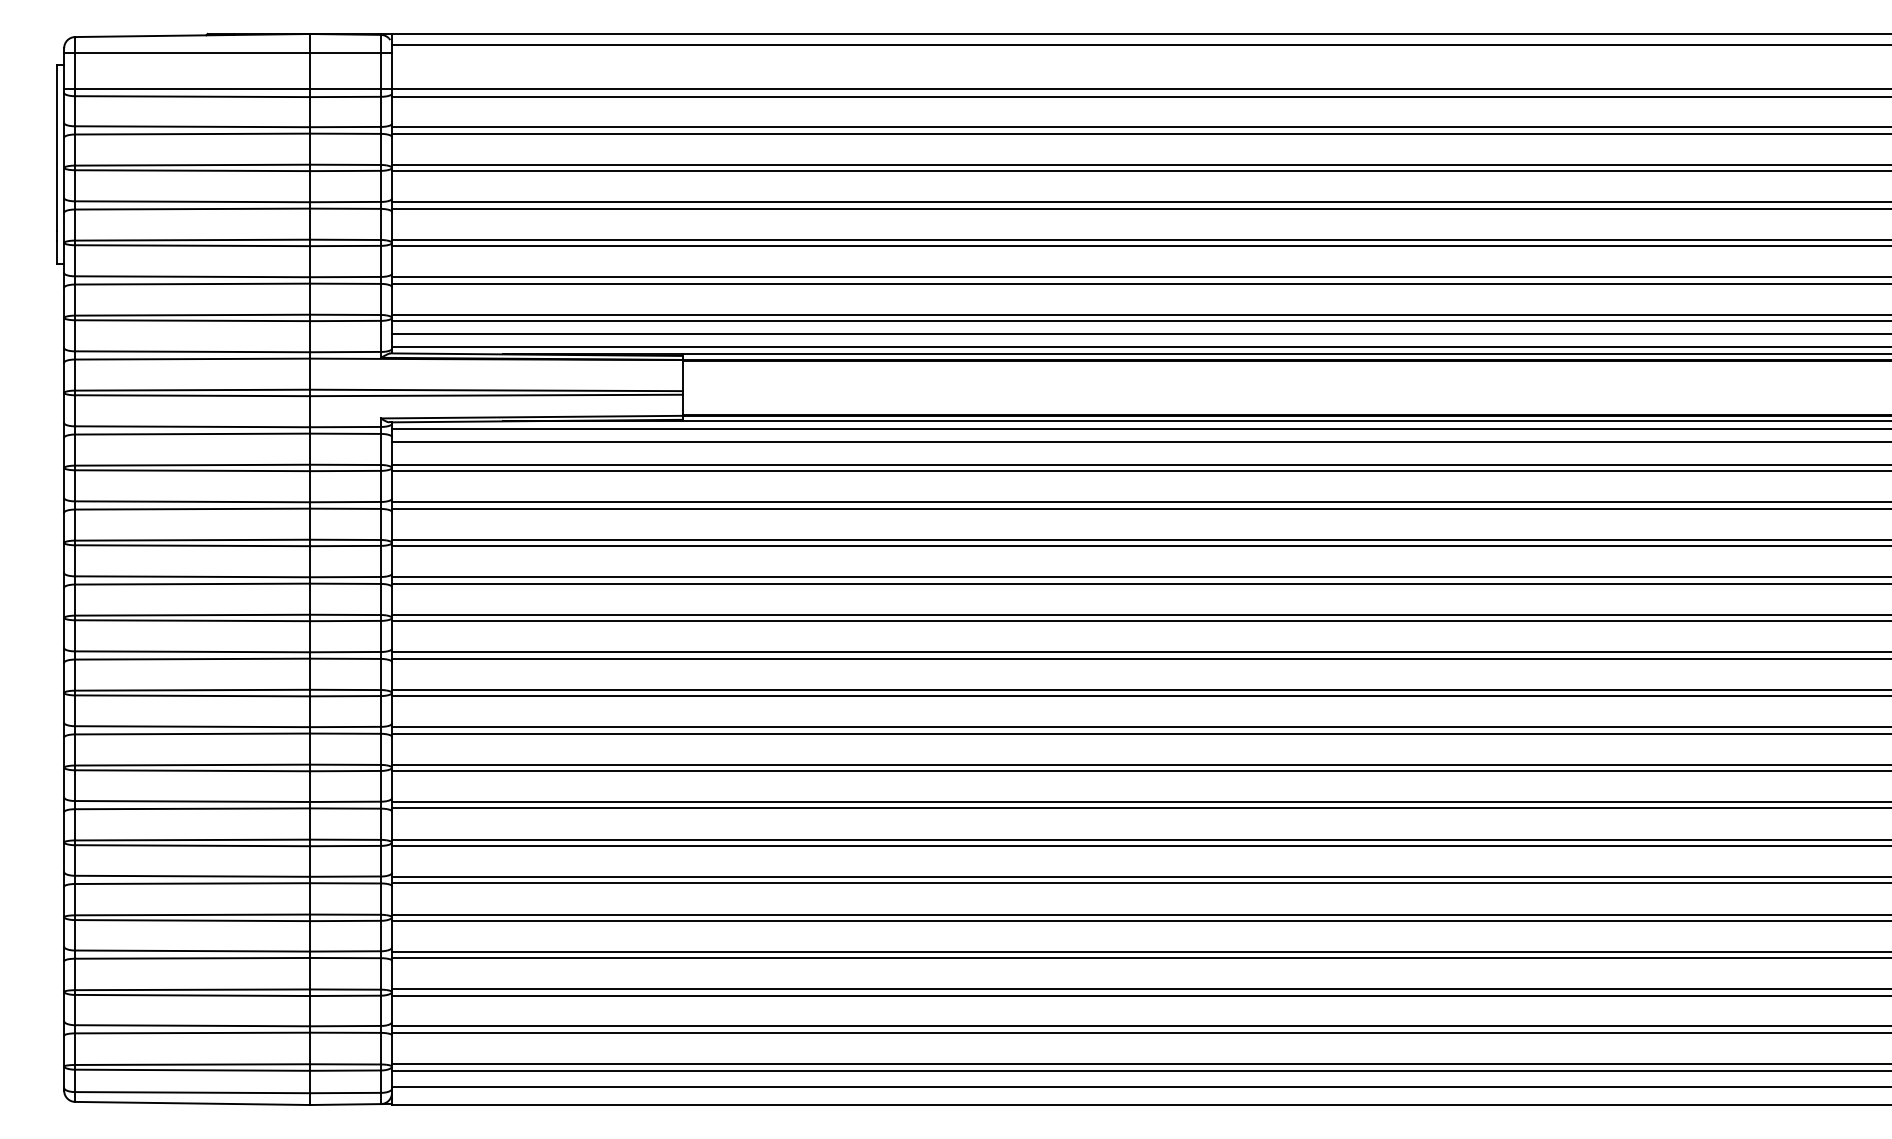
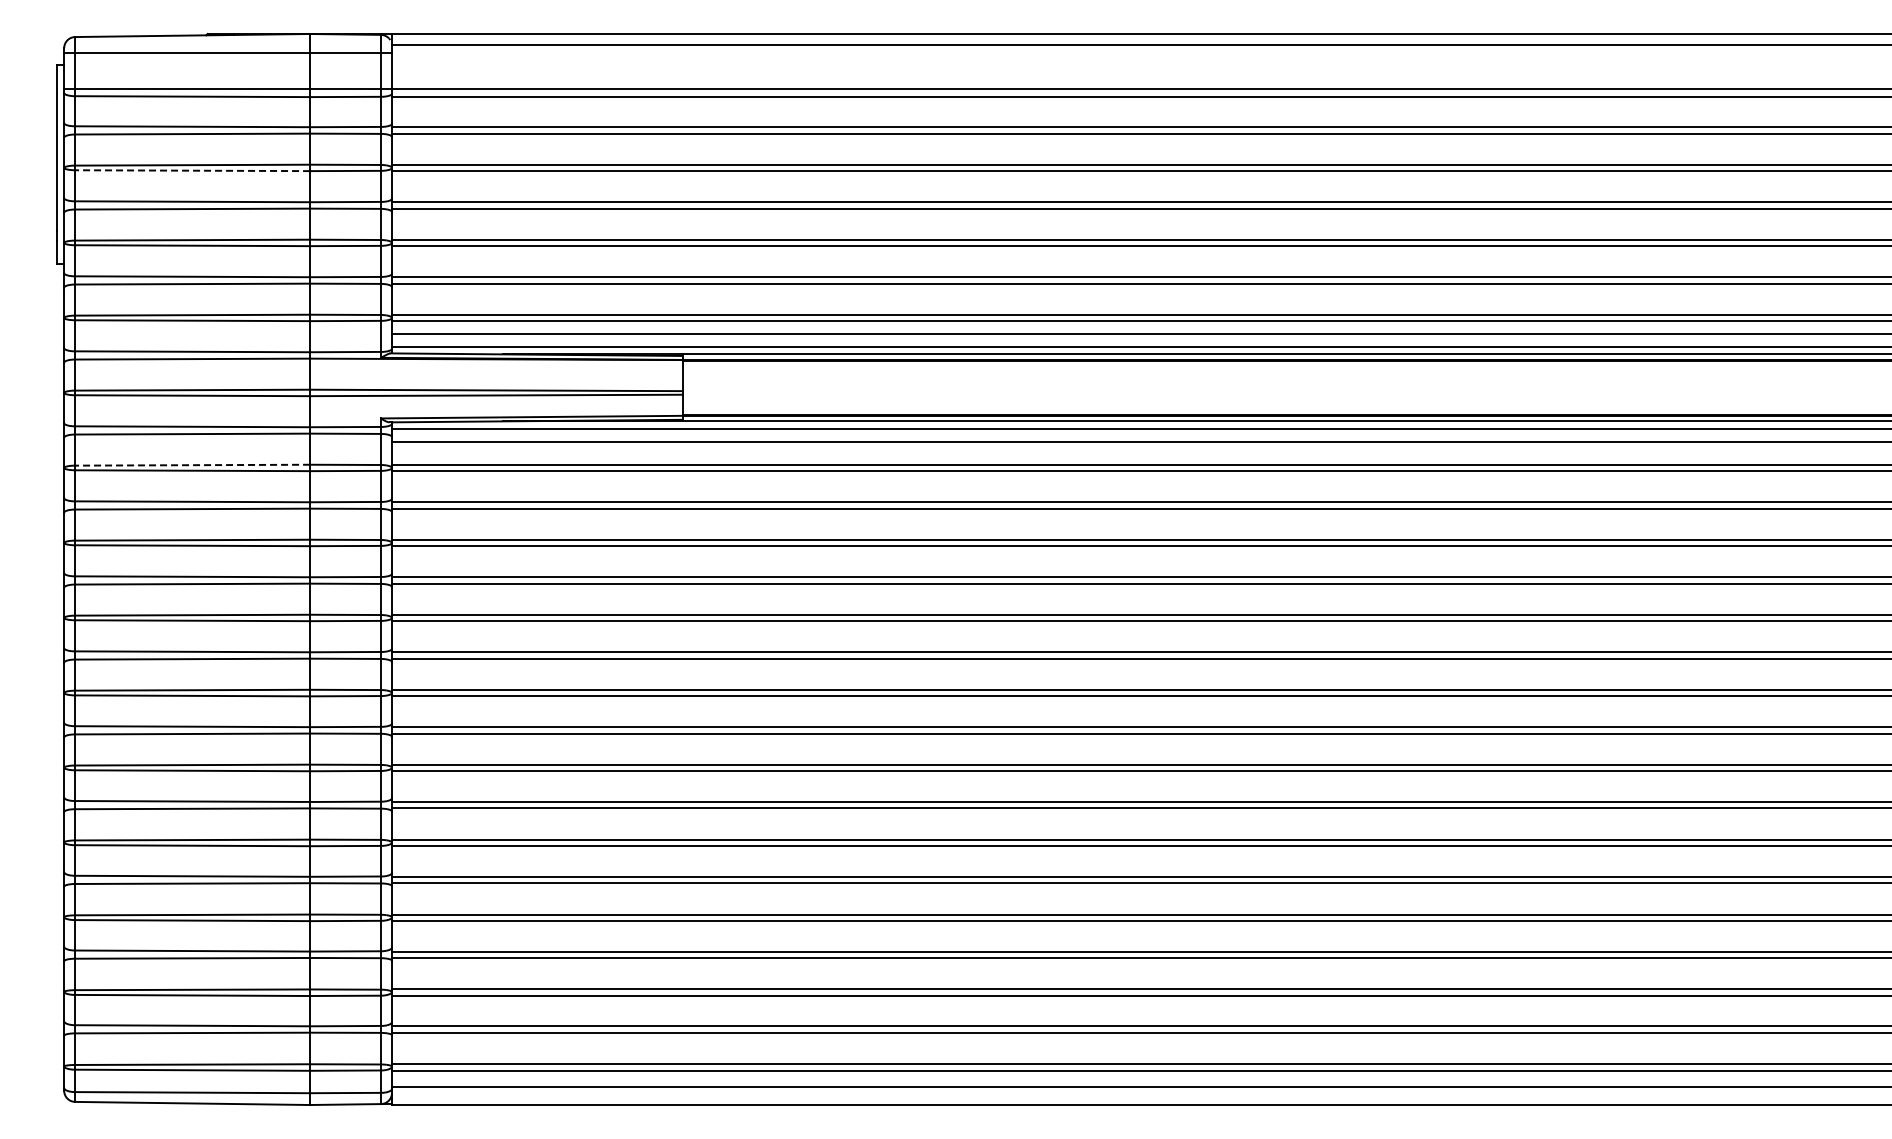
line: solid -> dashed (192, 170)
line: solid -> dashed (192, 465)
